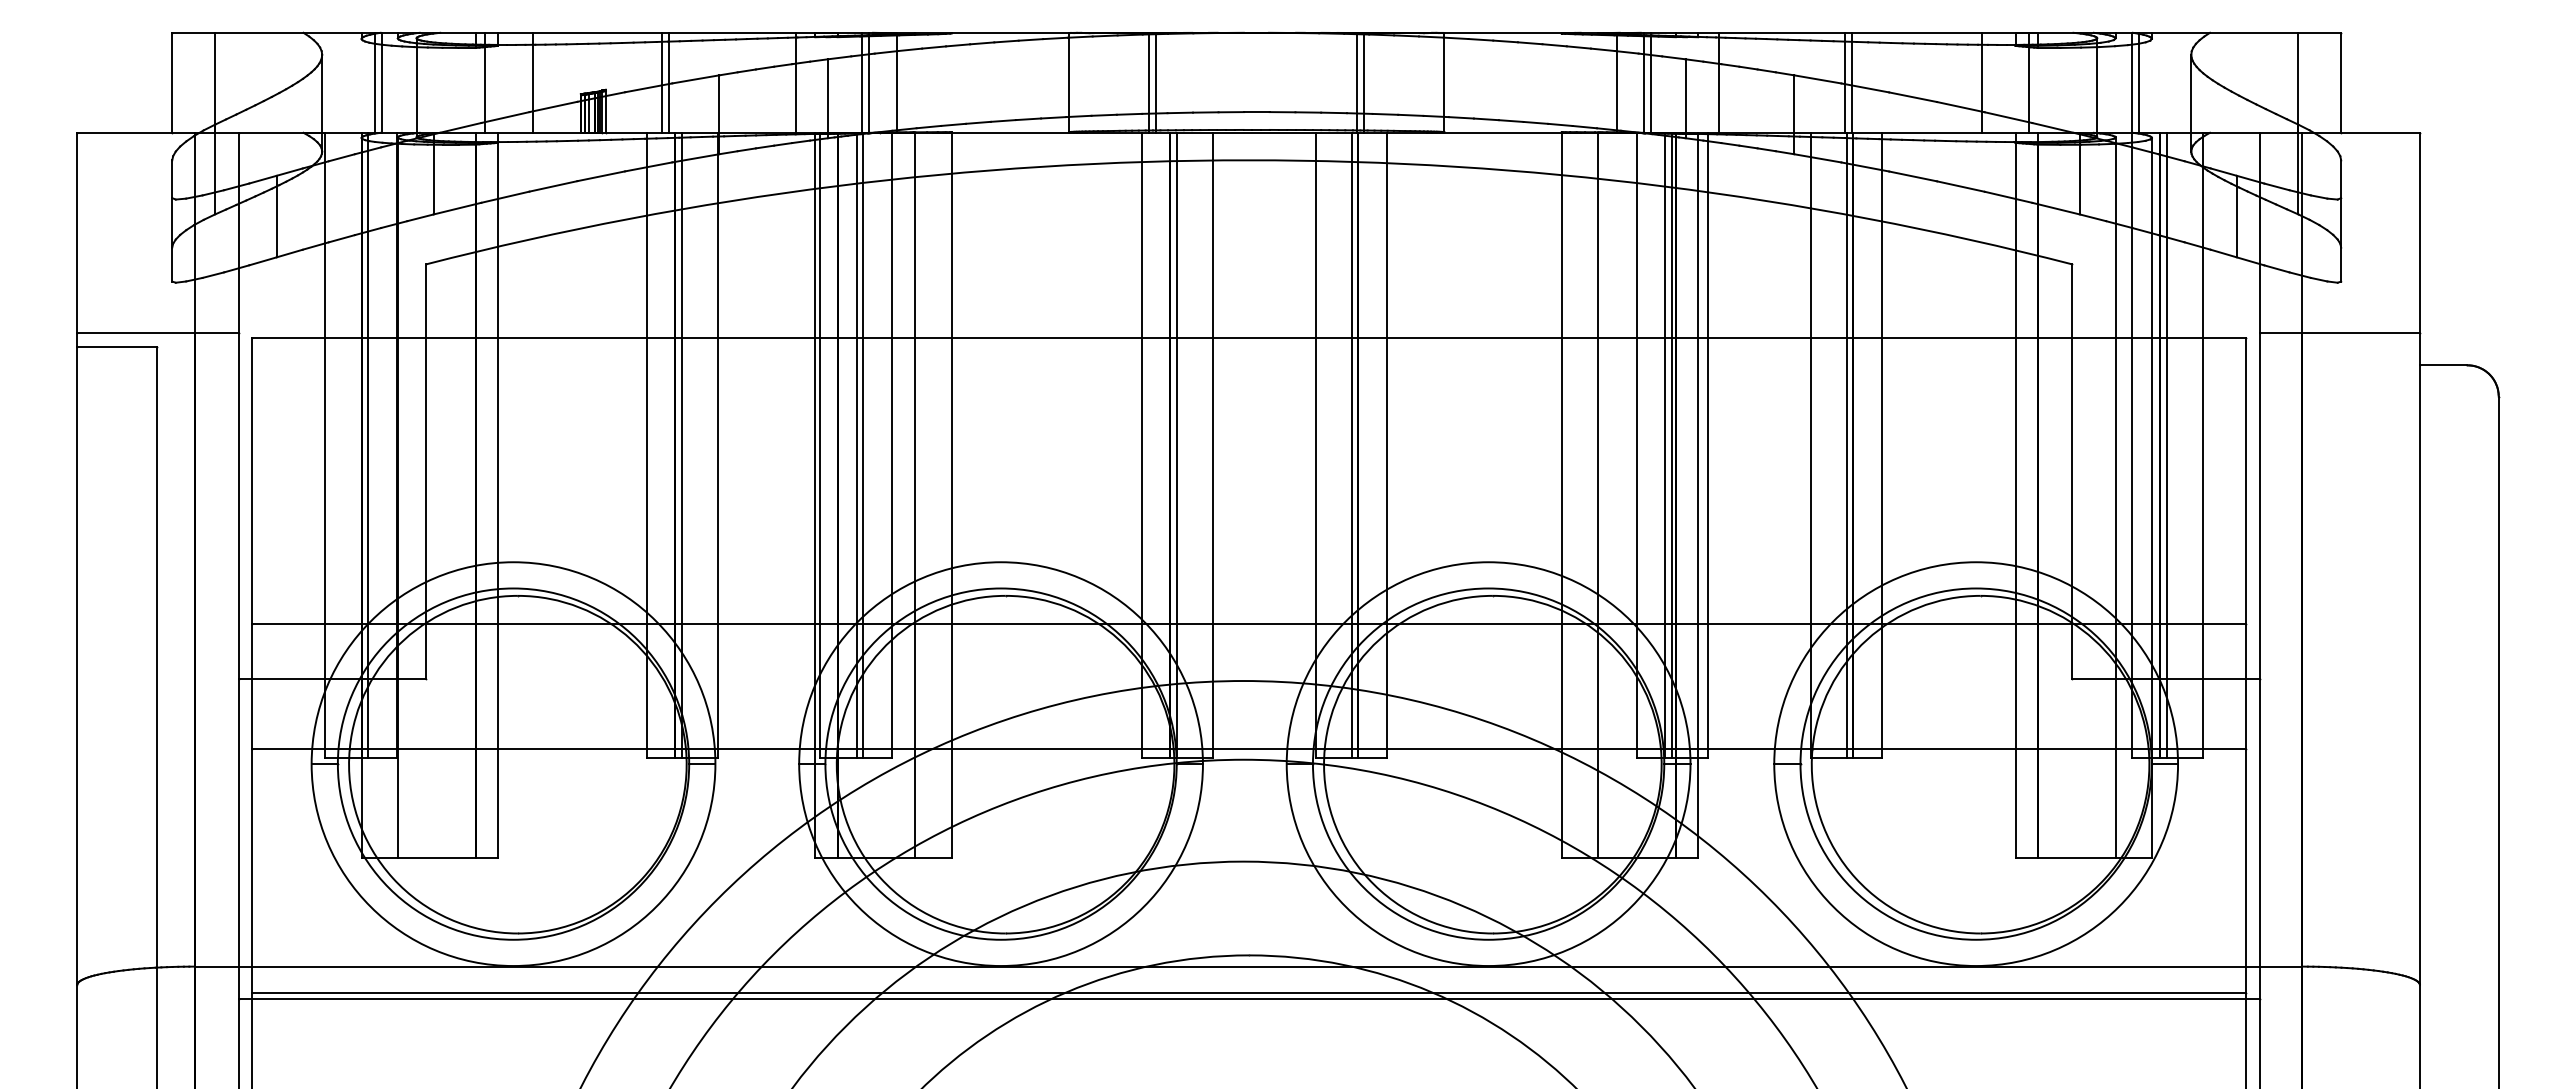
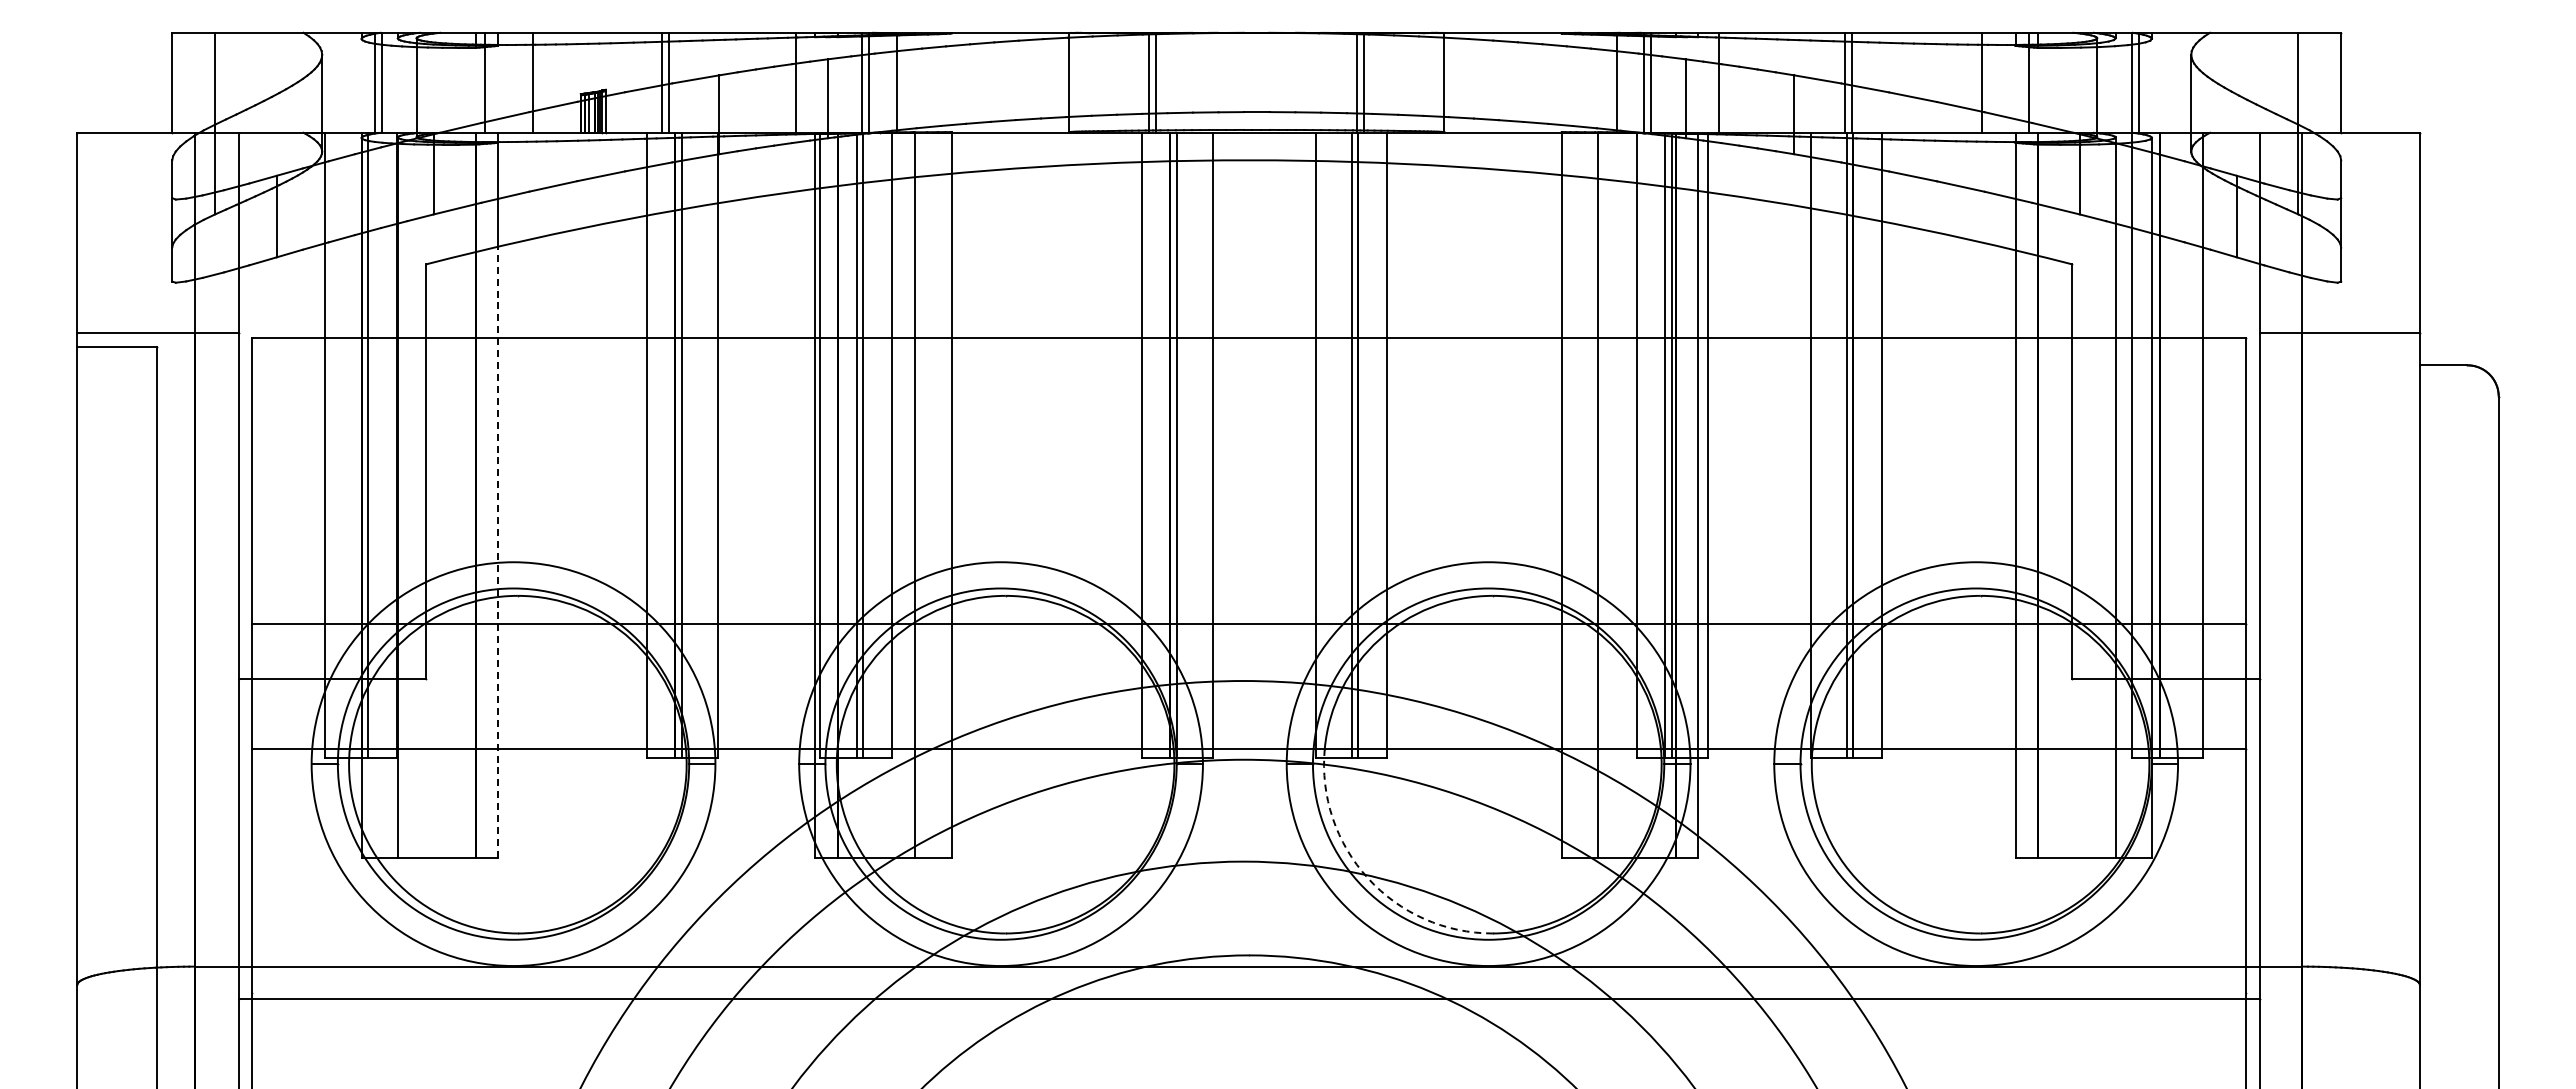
line: present -> none (2166, 444)
line: solid -> dashed (497, 552)
arc: solid -> dashed (1368, 878)
line: present -> none (1249, 993)
